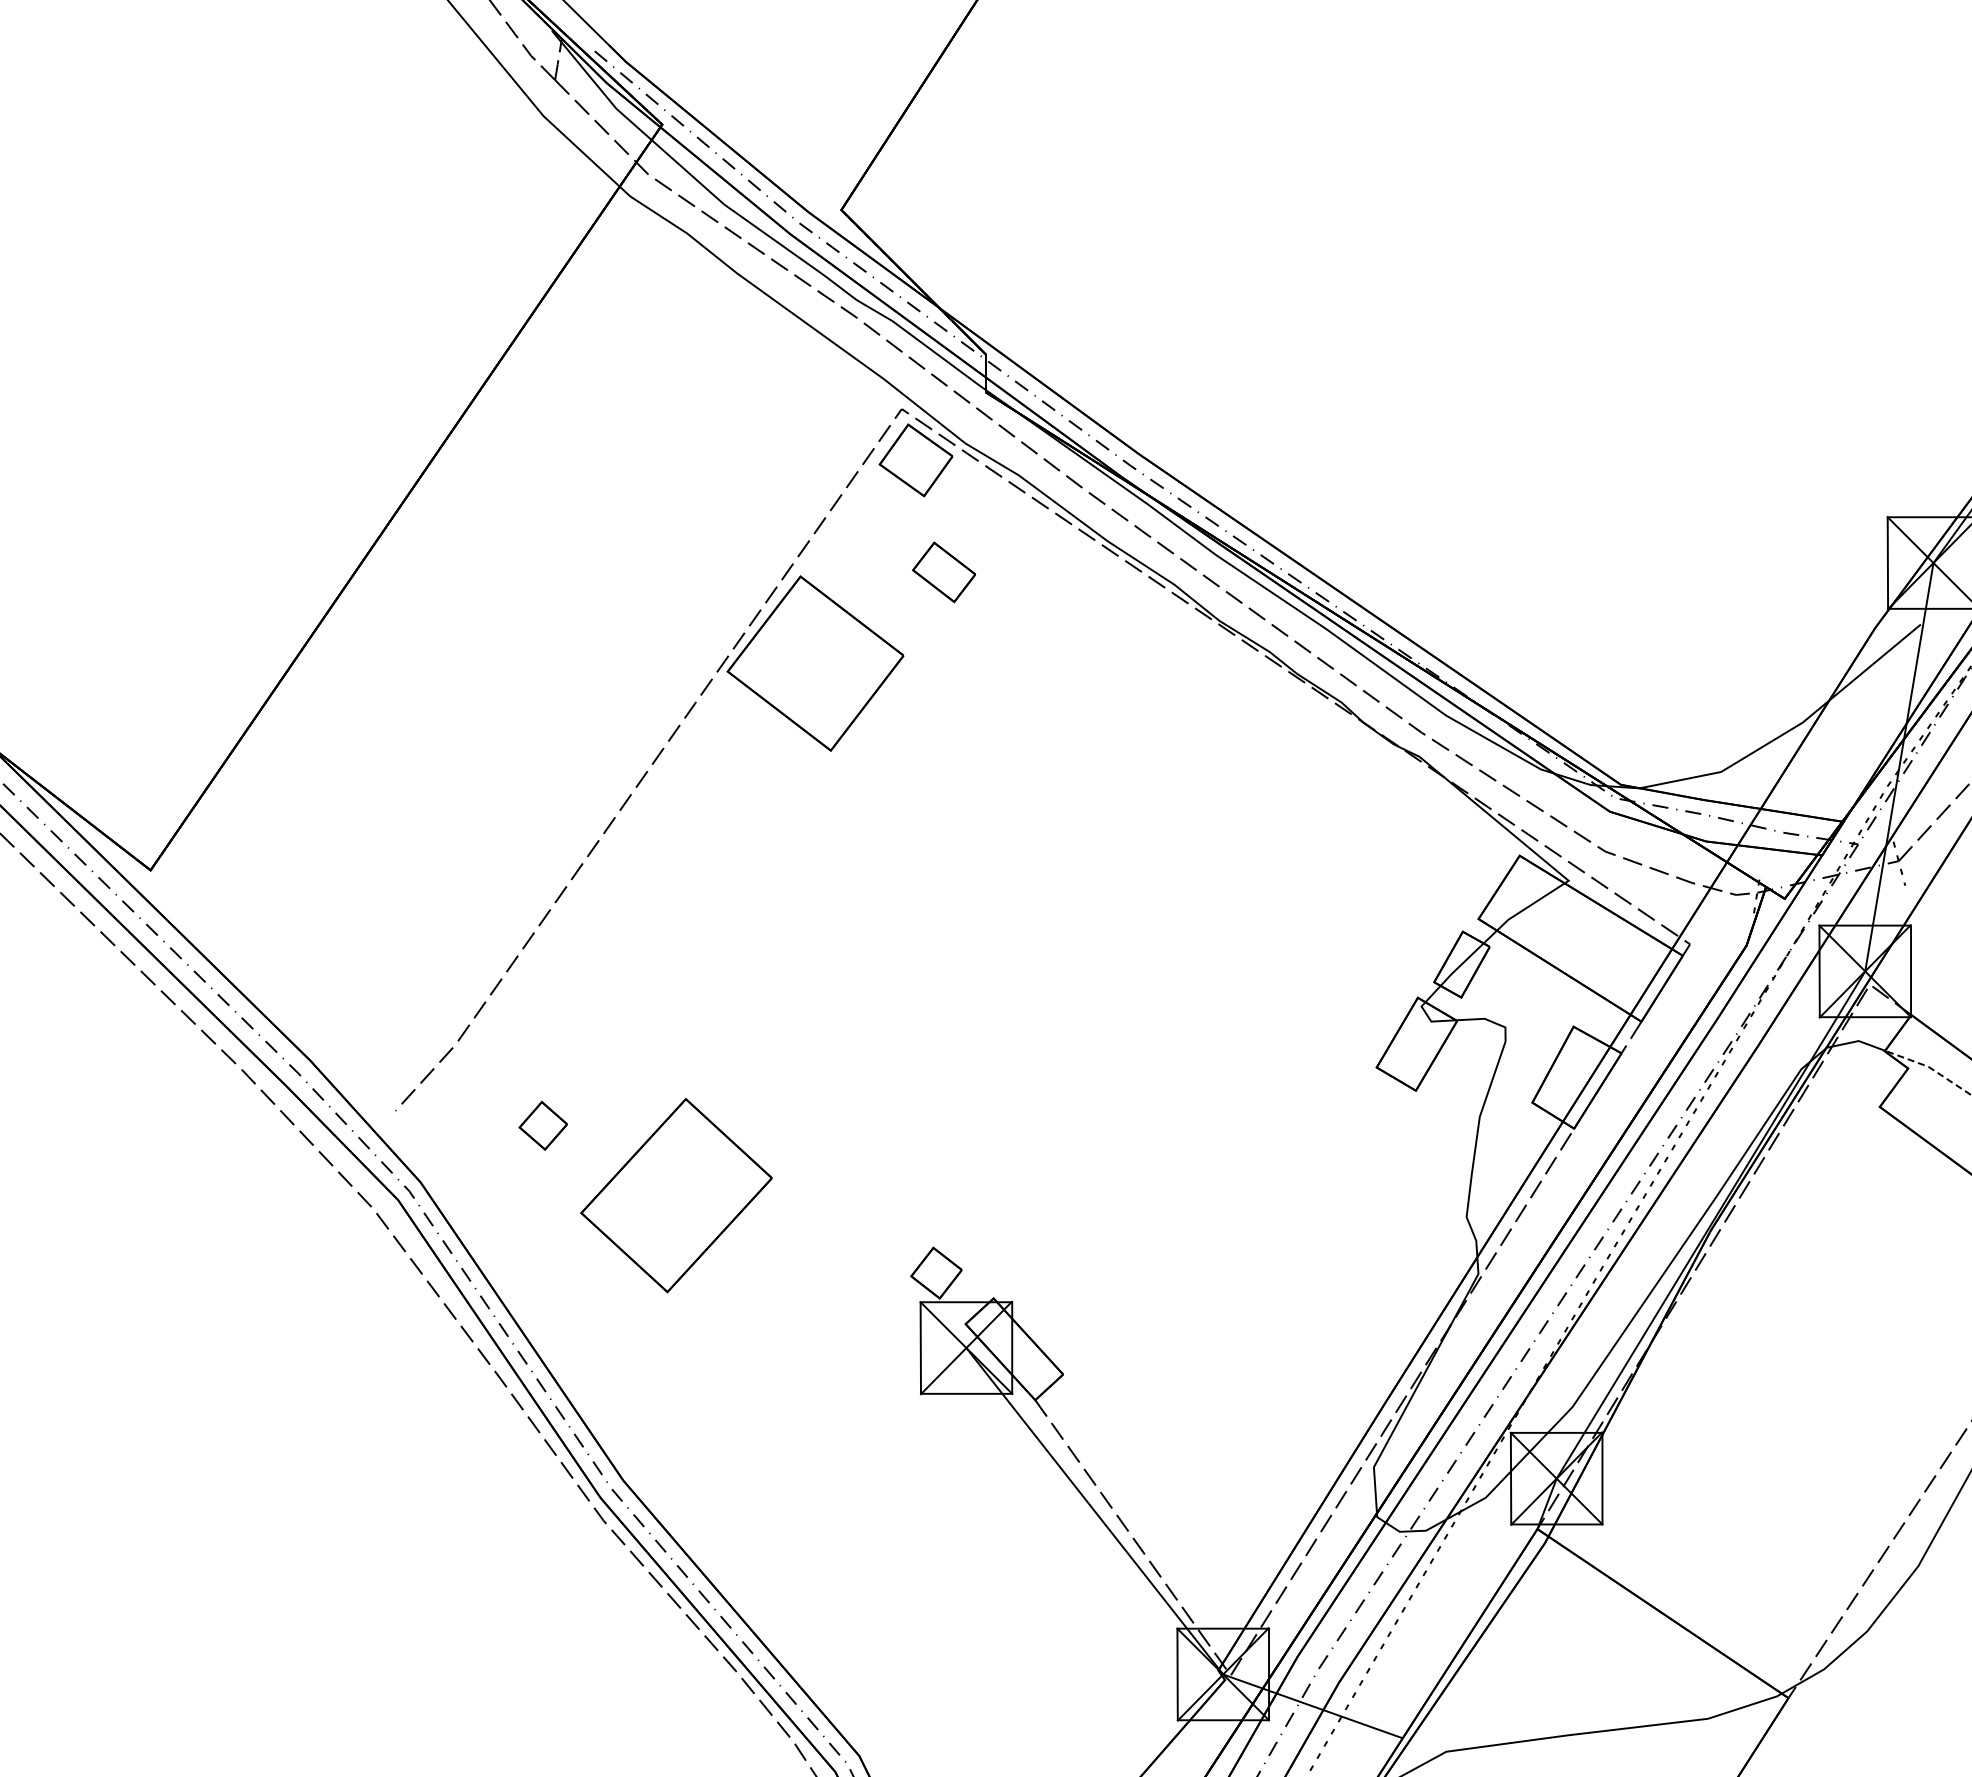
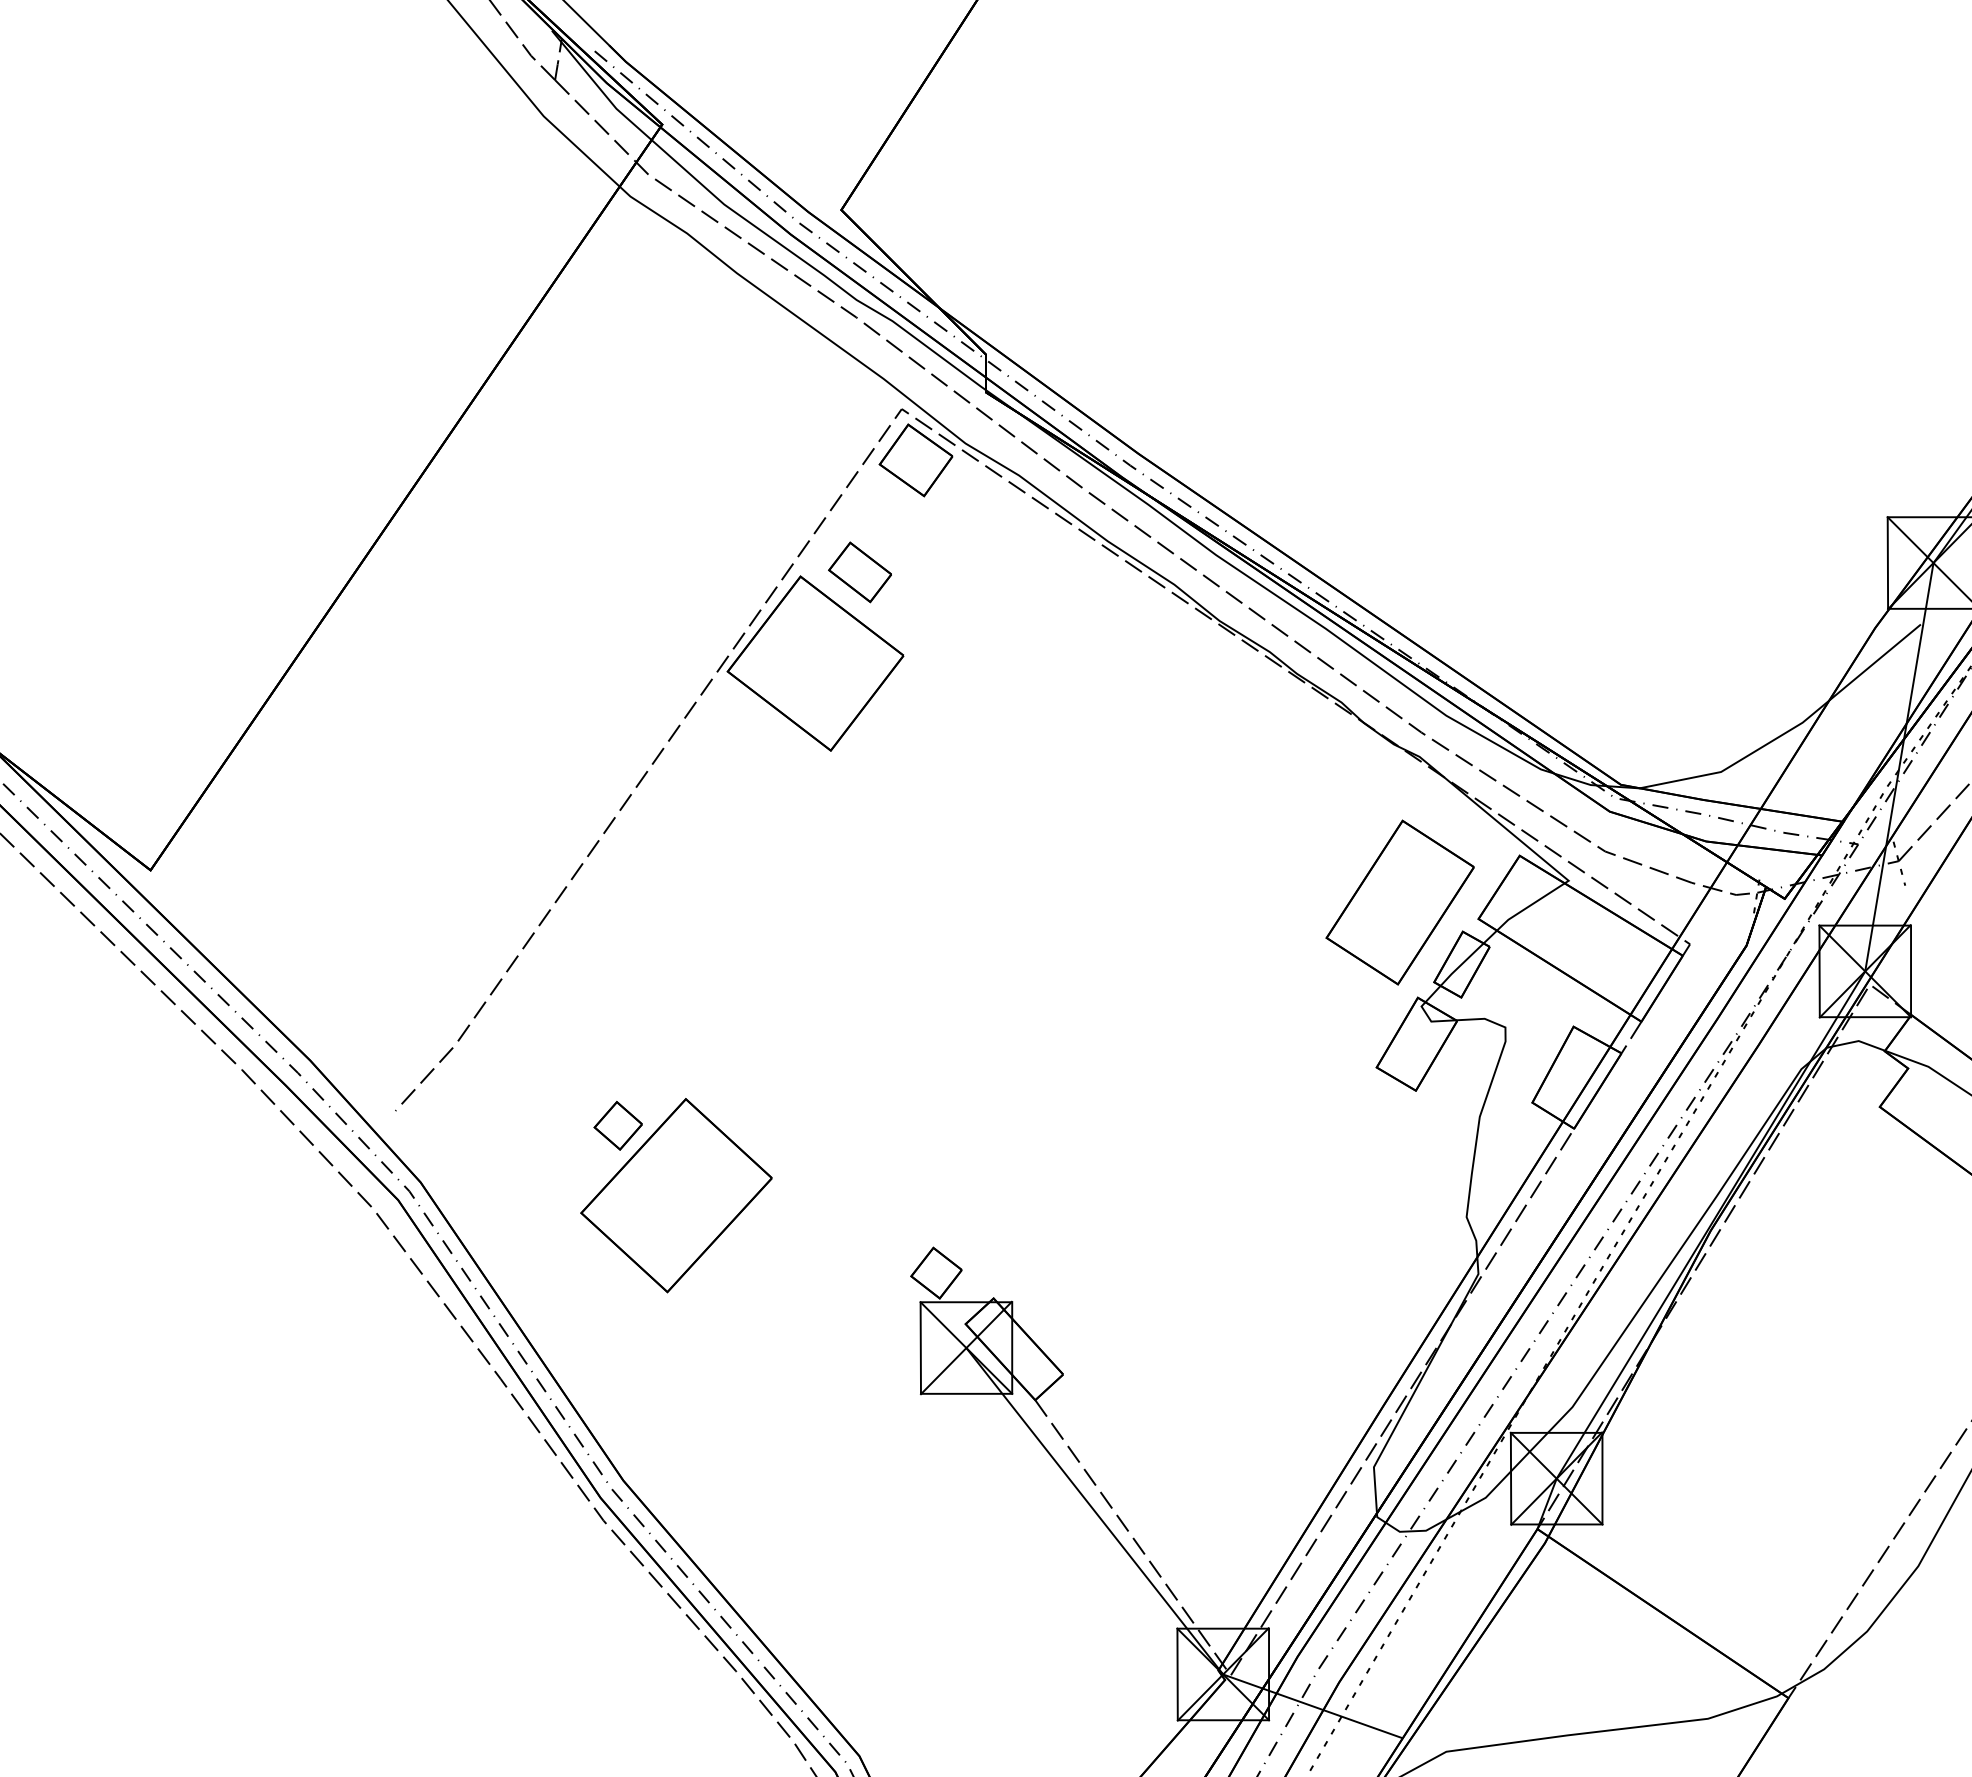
part position: (943, 572) -> (859, 572) (859, 572)
part: none -> present (1399, 902)
line: dashed -> solid (1930, 1067)
part position: (542, 1125) -> (617, 1125) (617, 1125)
